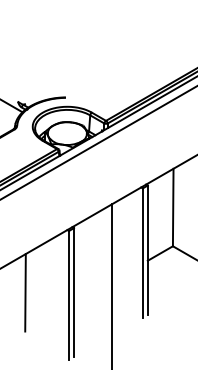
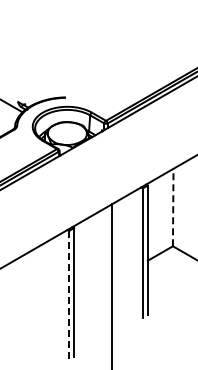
line: present -> none (98, 142)
line: solid -> dashed (173, 207)
line: present -> none (25, 292)
line: solid -> dashed (69, 295)
